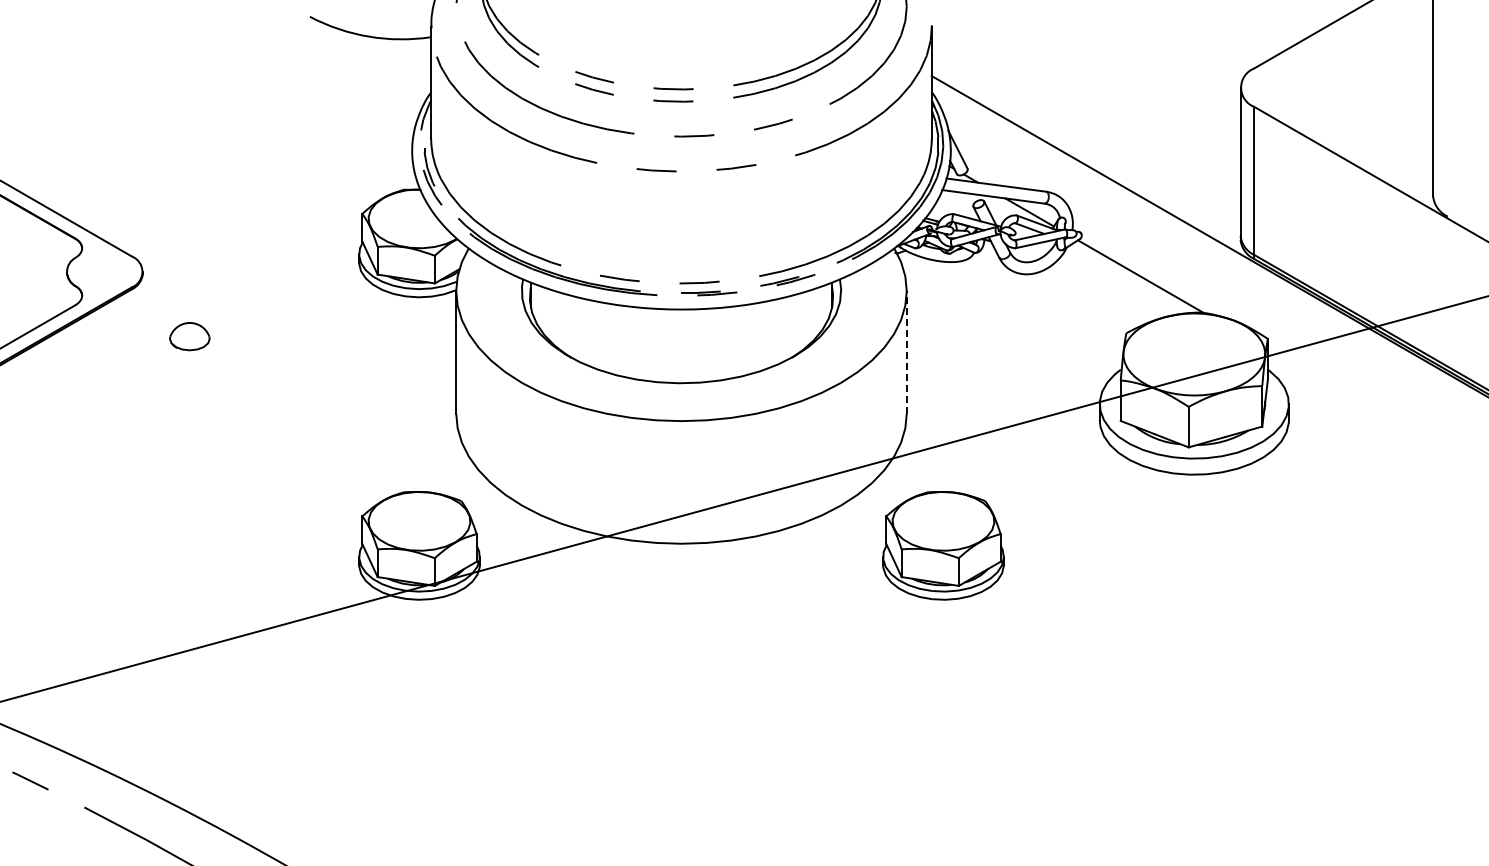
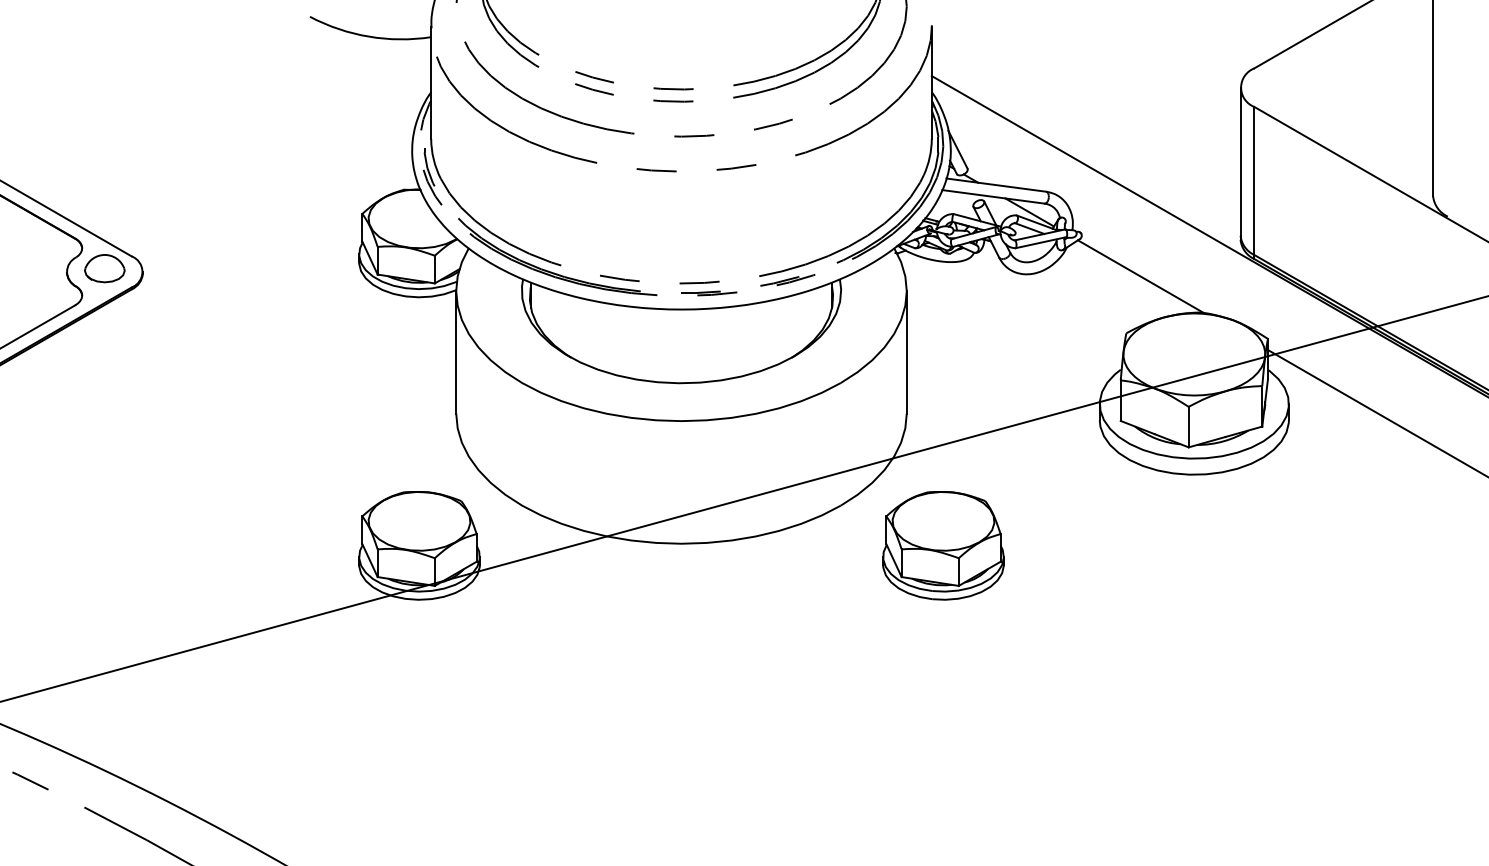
part position: (189, 336) -> (104, 268) (104, 268)
line: dashed -> solid (906, 351)
line: none -> present (1376, 412)
